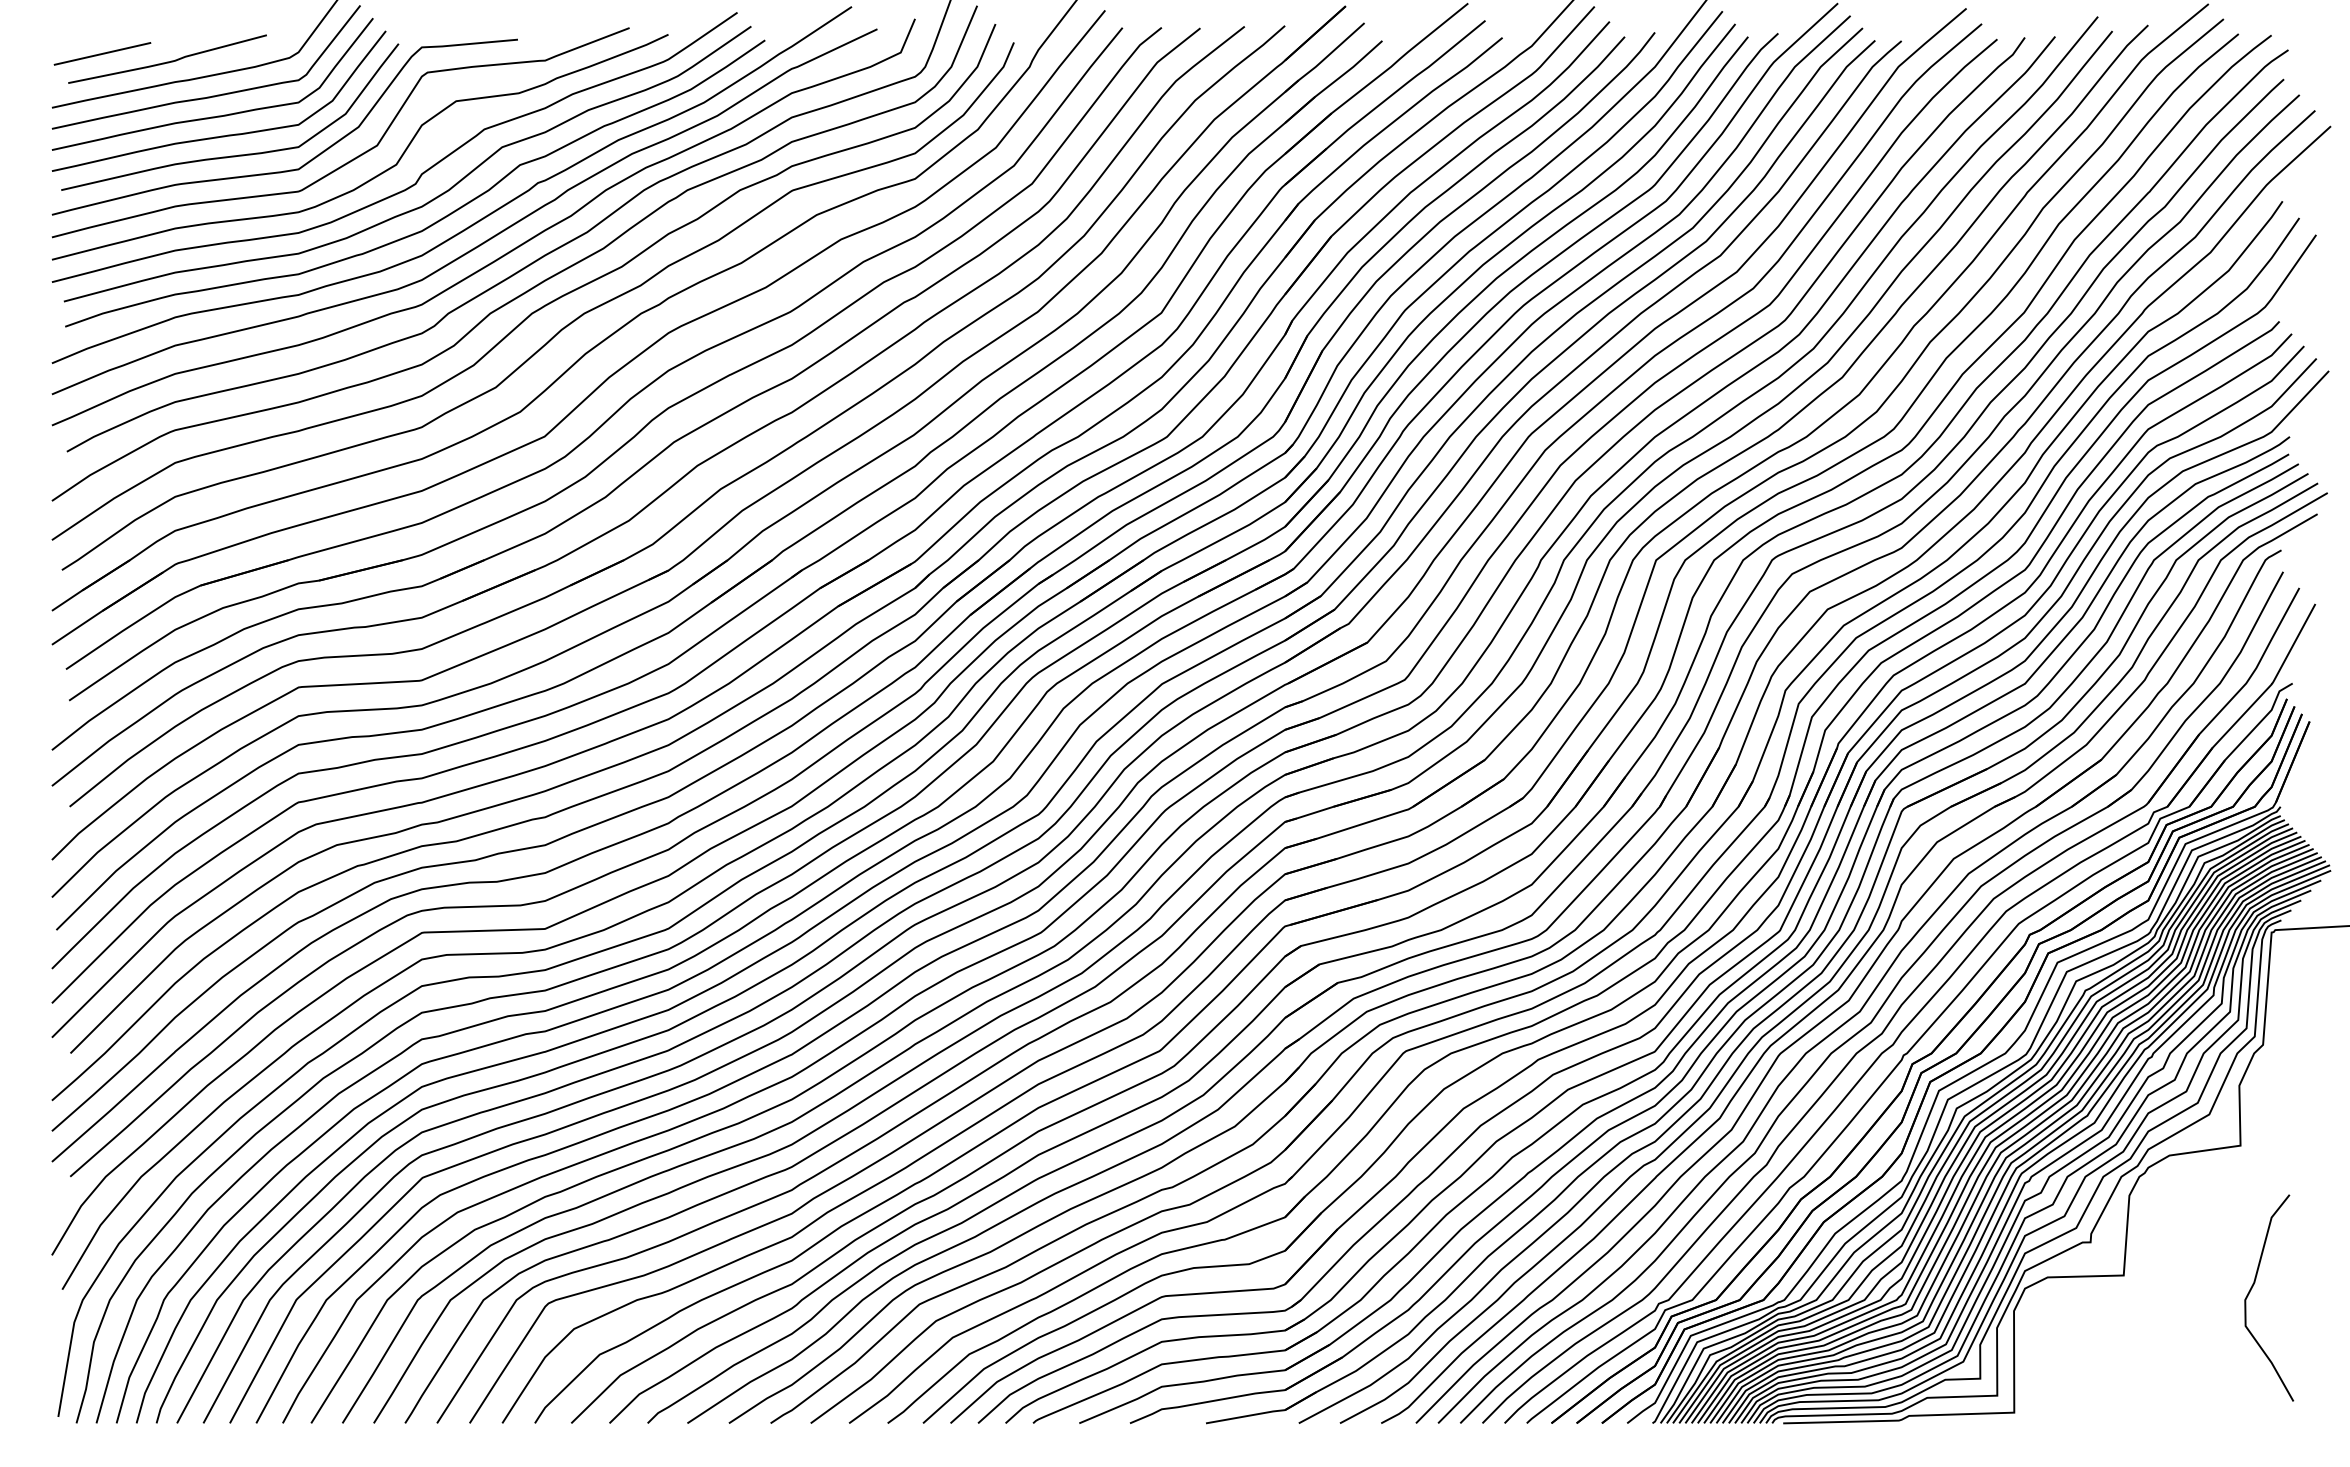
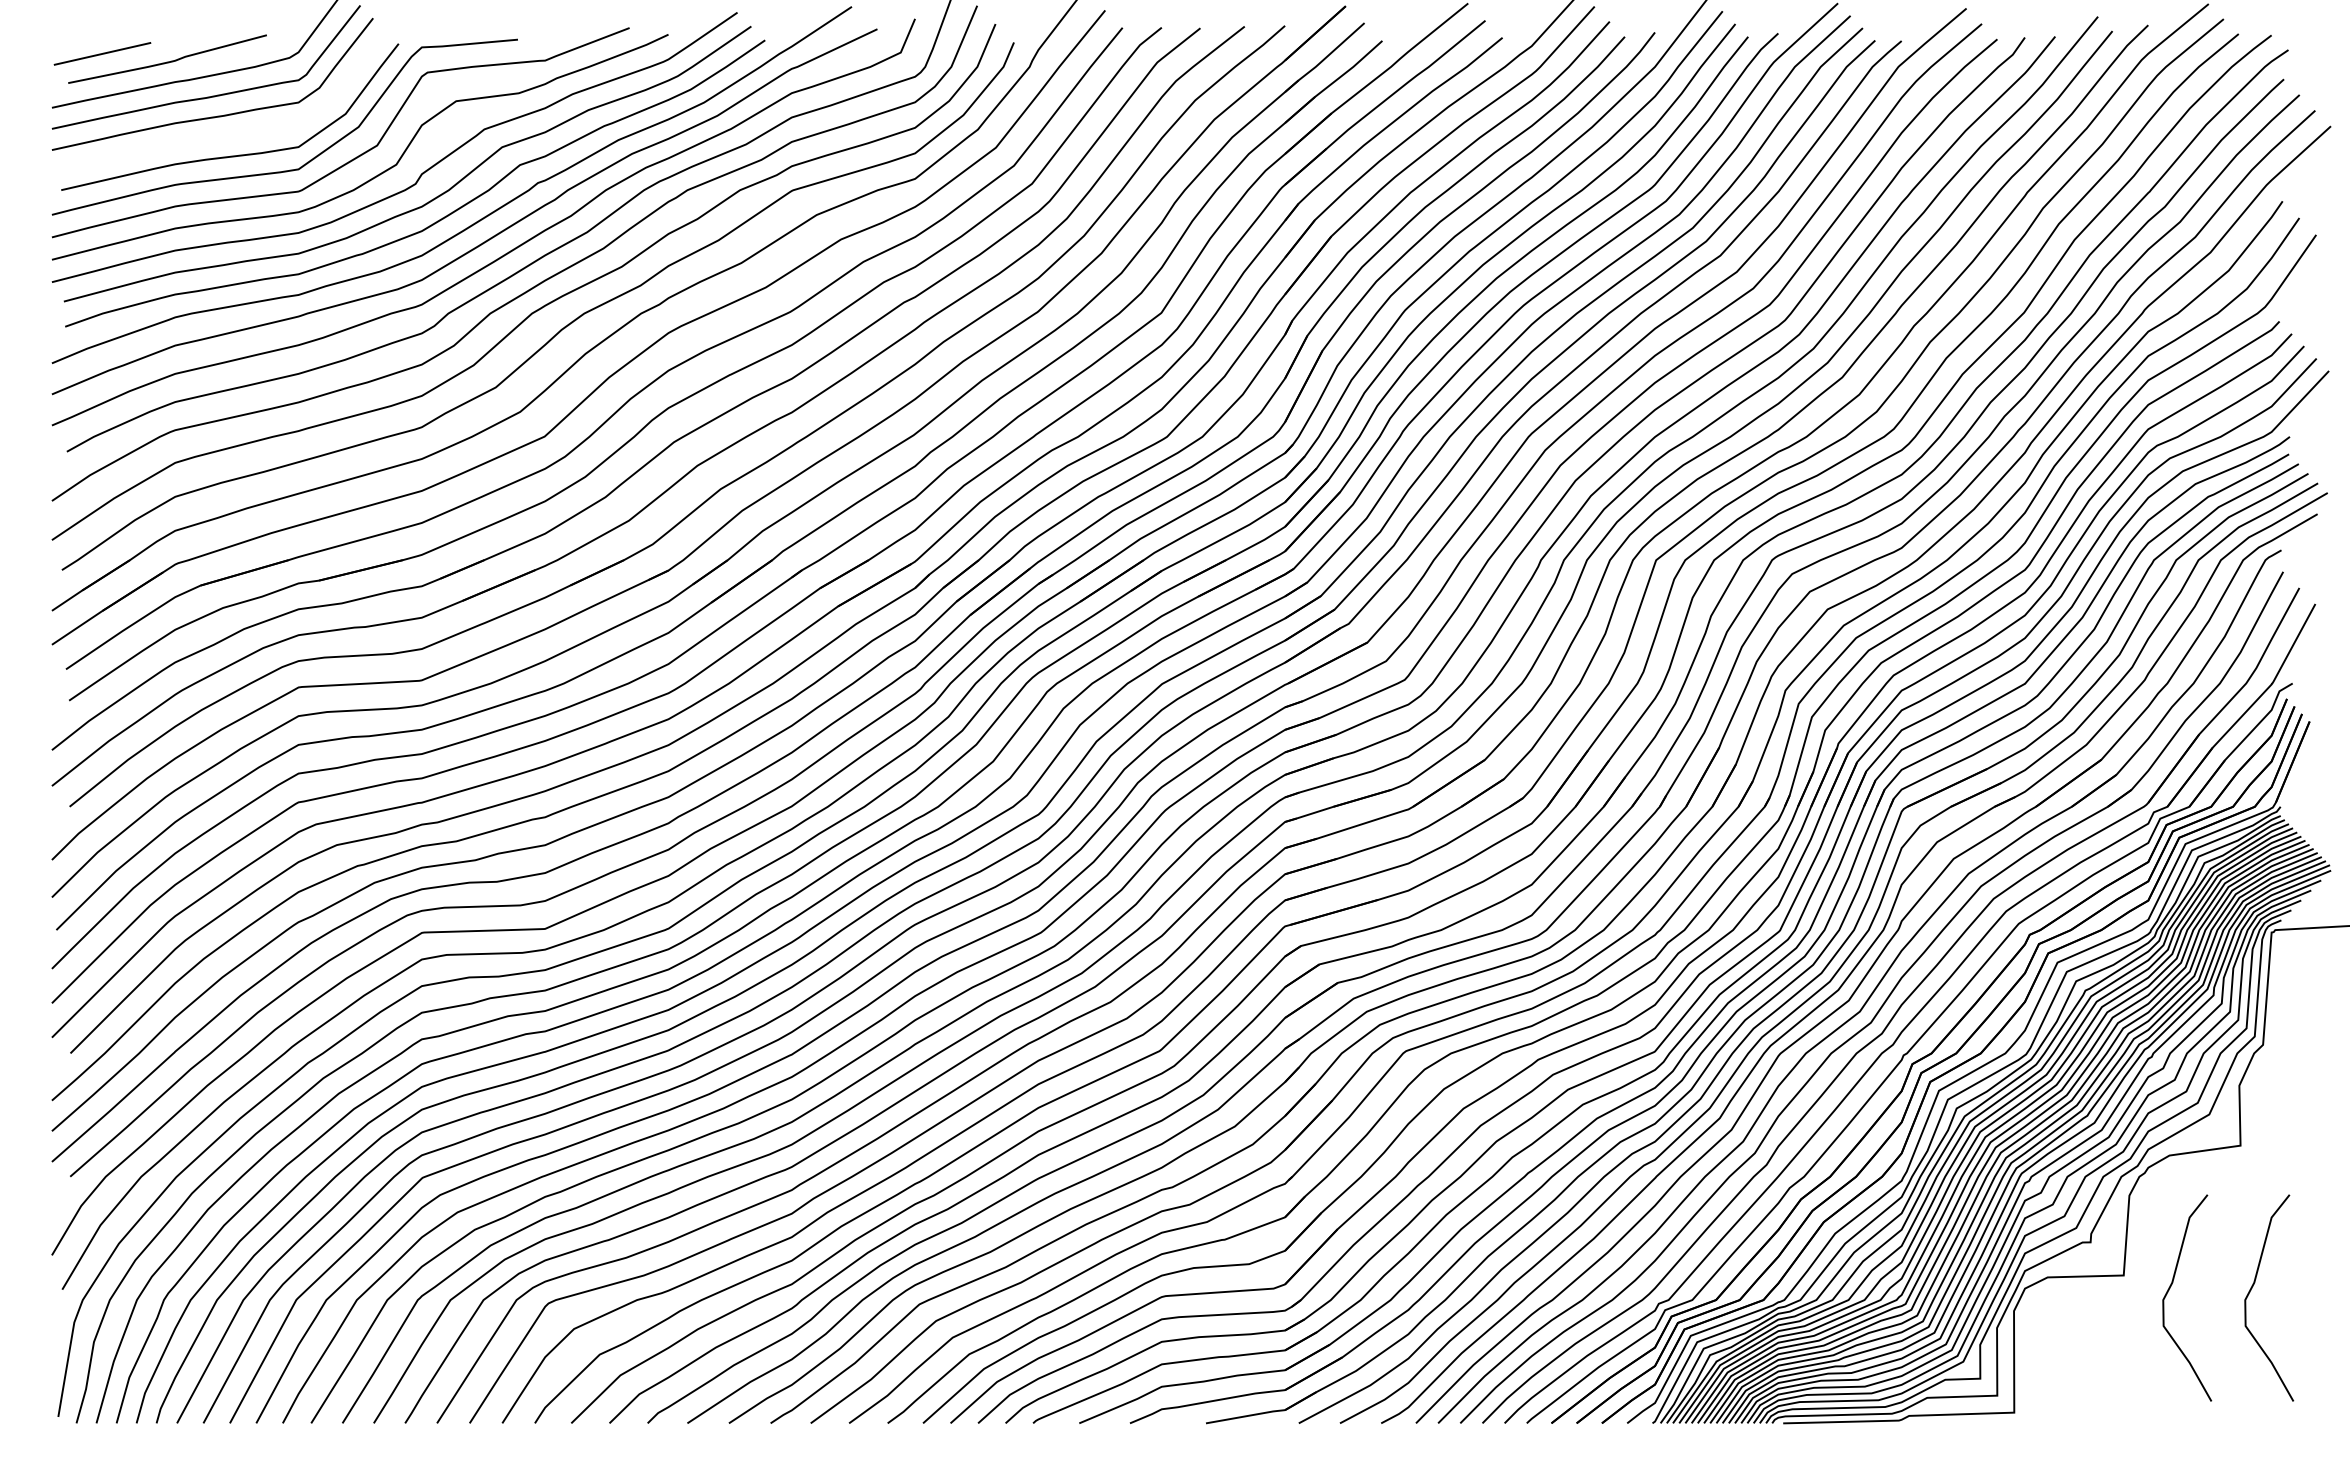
curve: present -> none (221, 135)
curve: none -> present (2170, 1288)
